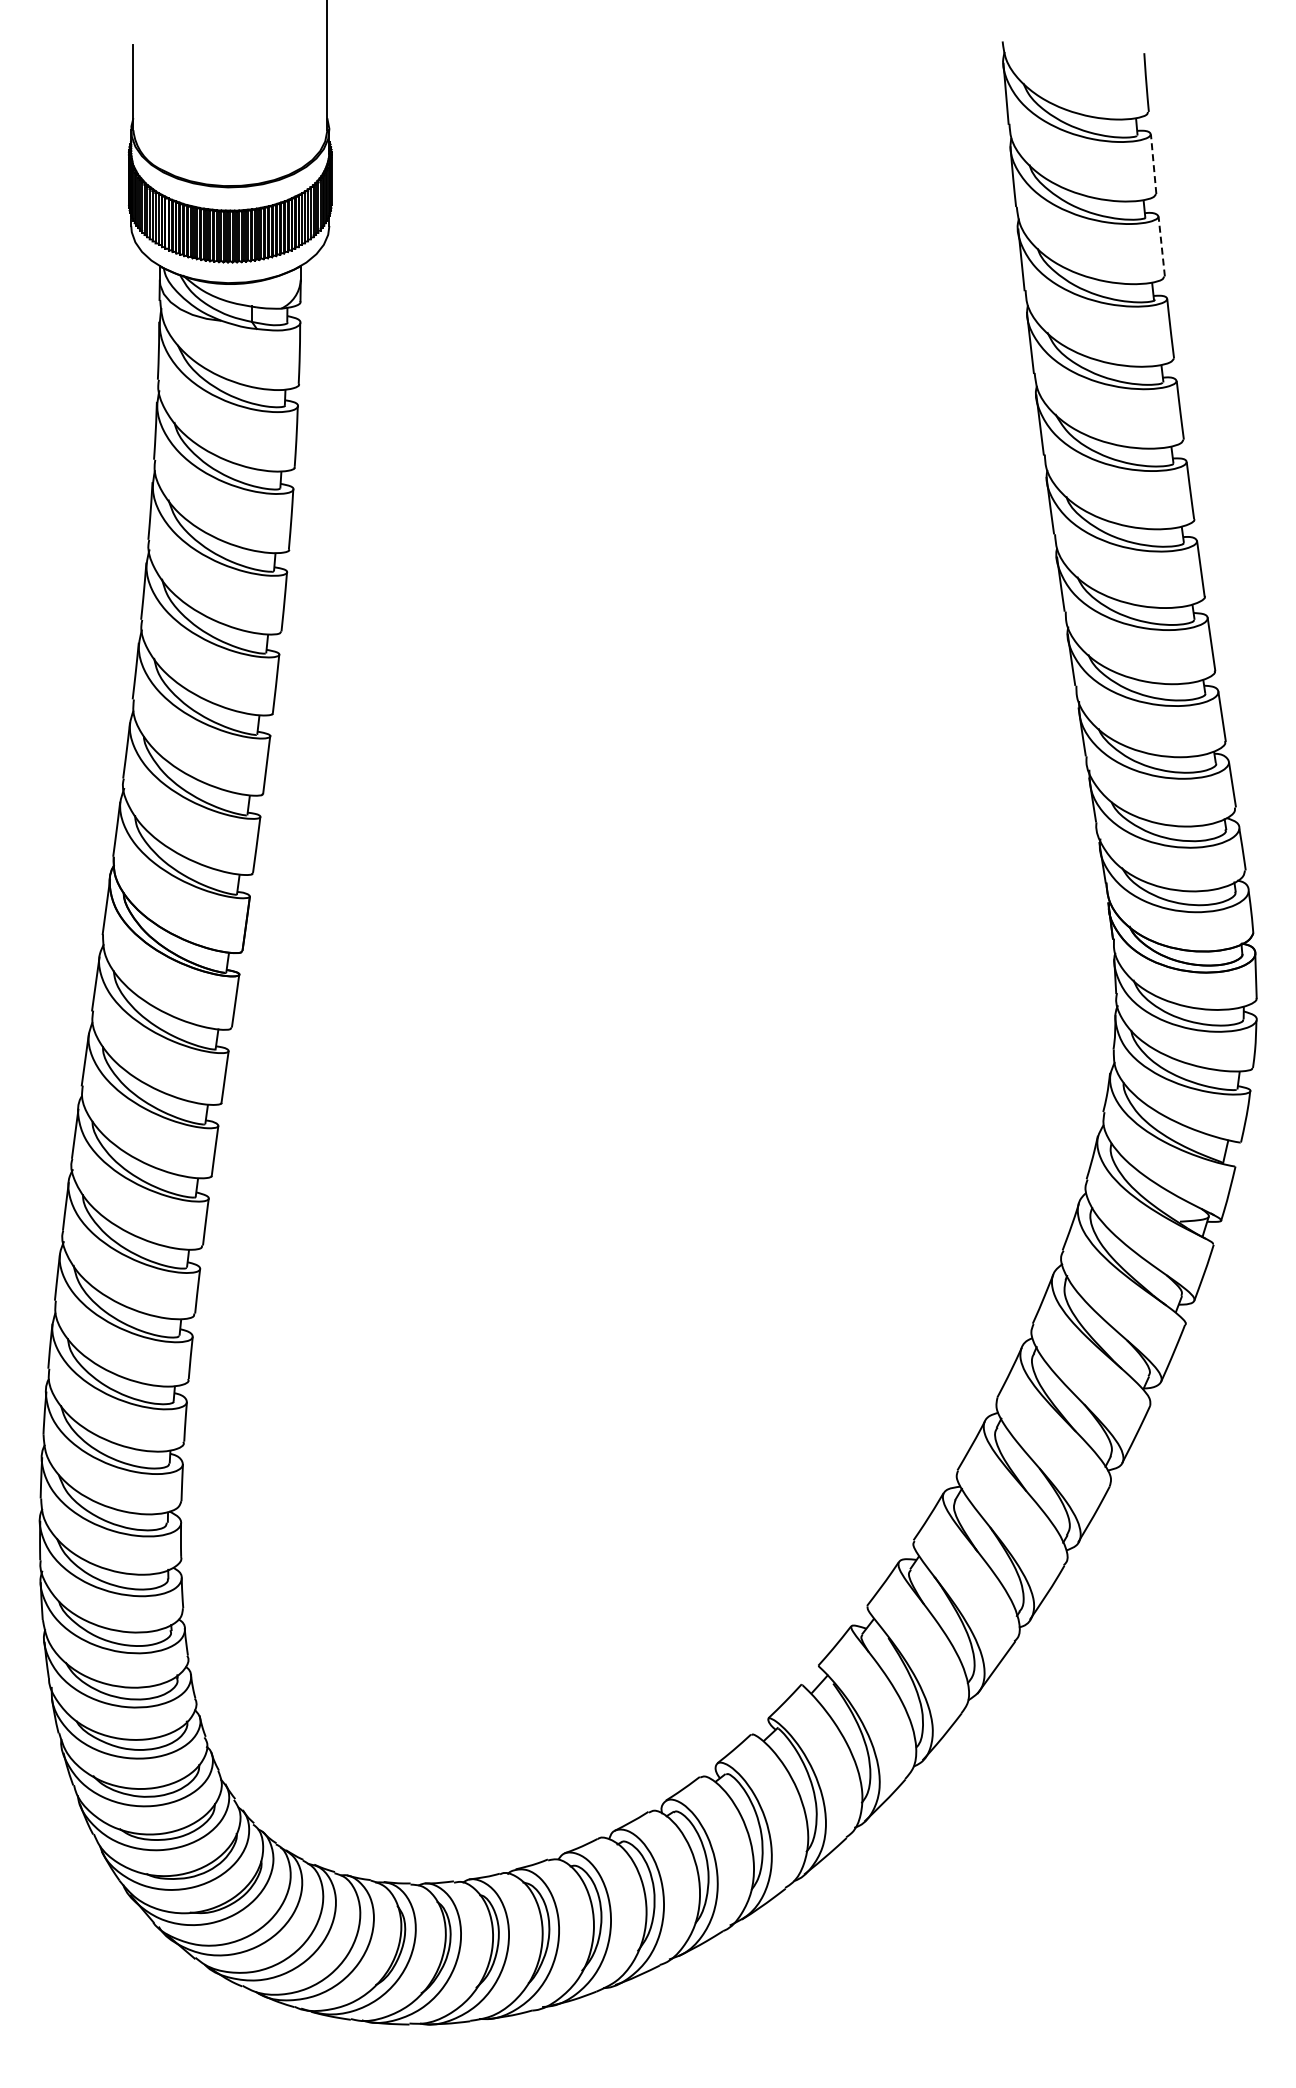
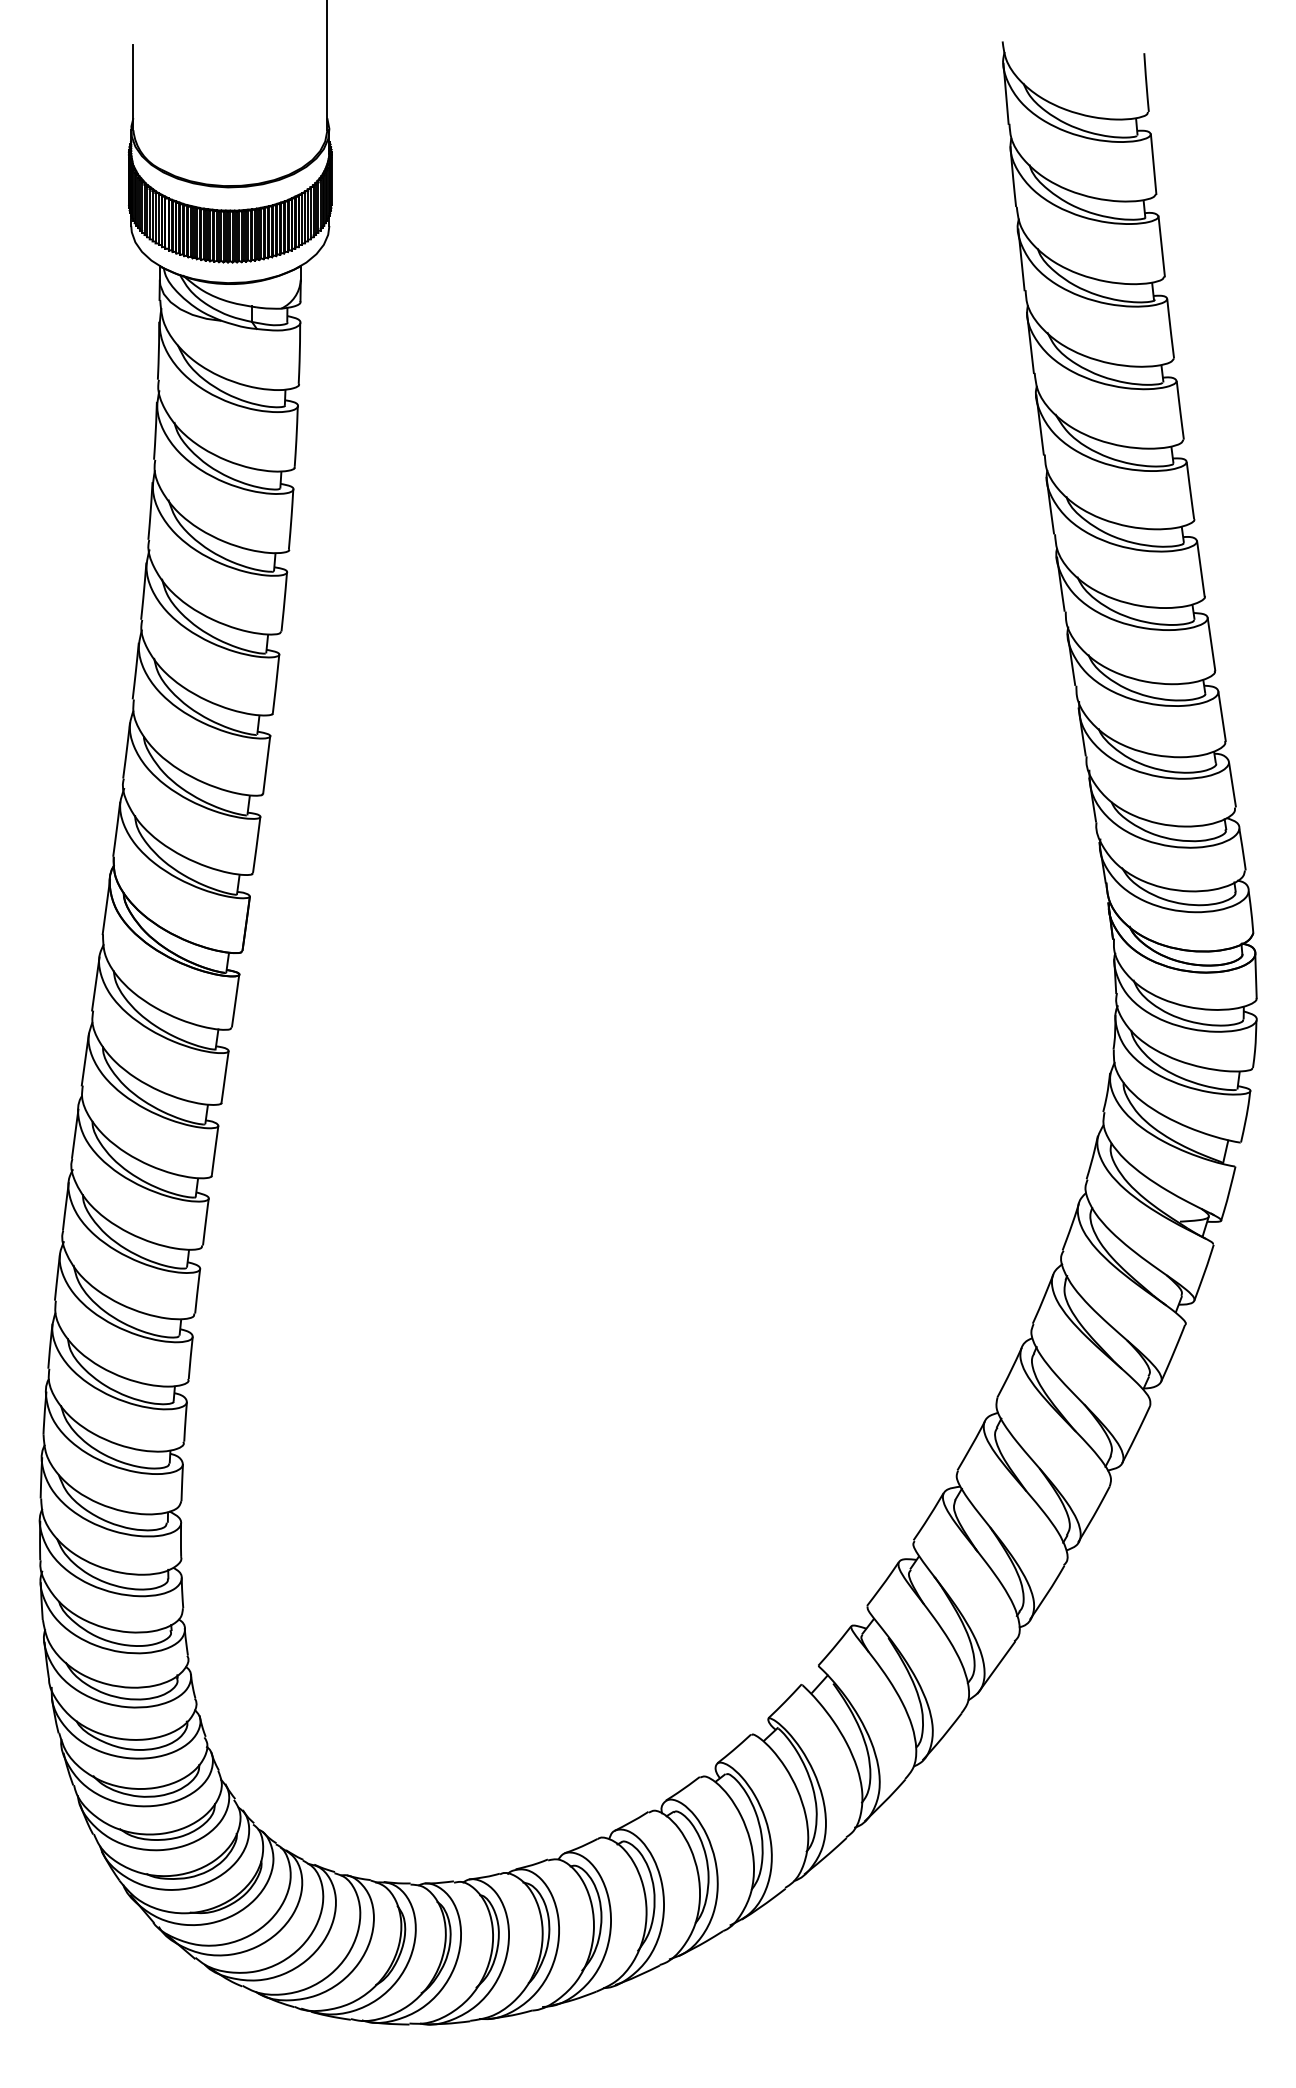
line: dashed -> solid (1153, 164)
line: dashed -> solid (1161, 246)
